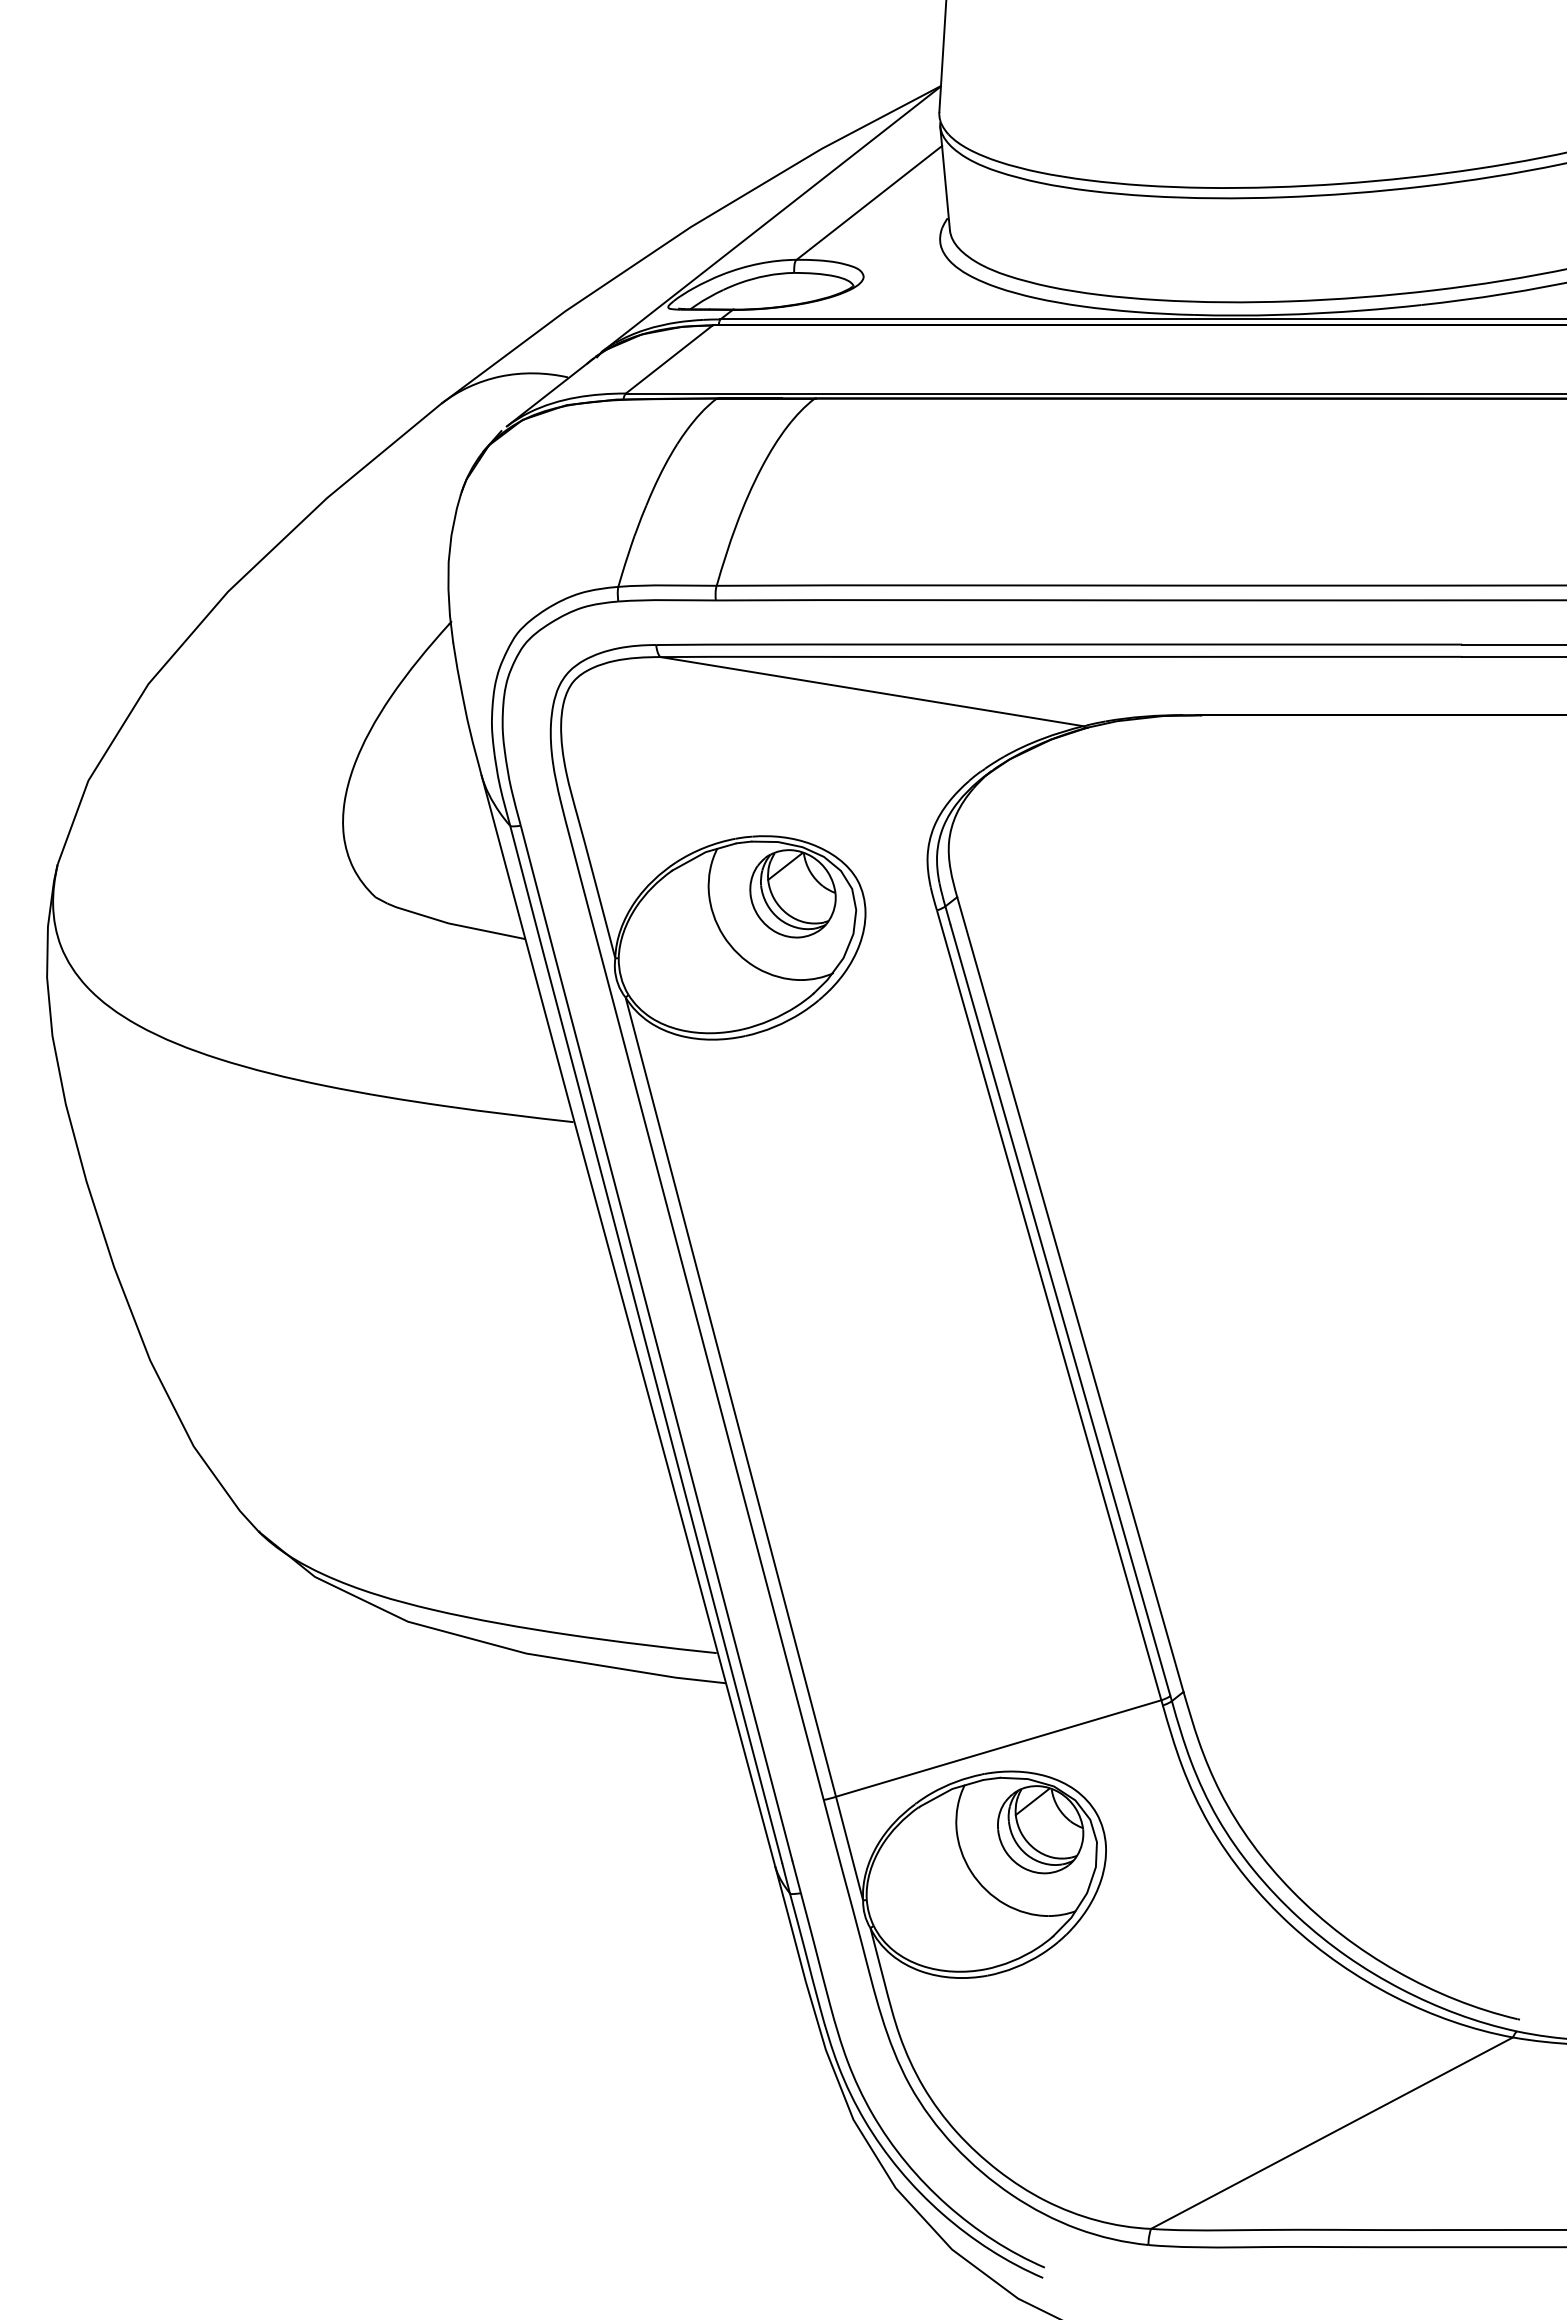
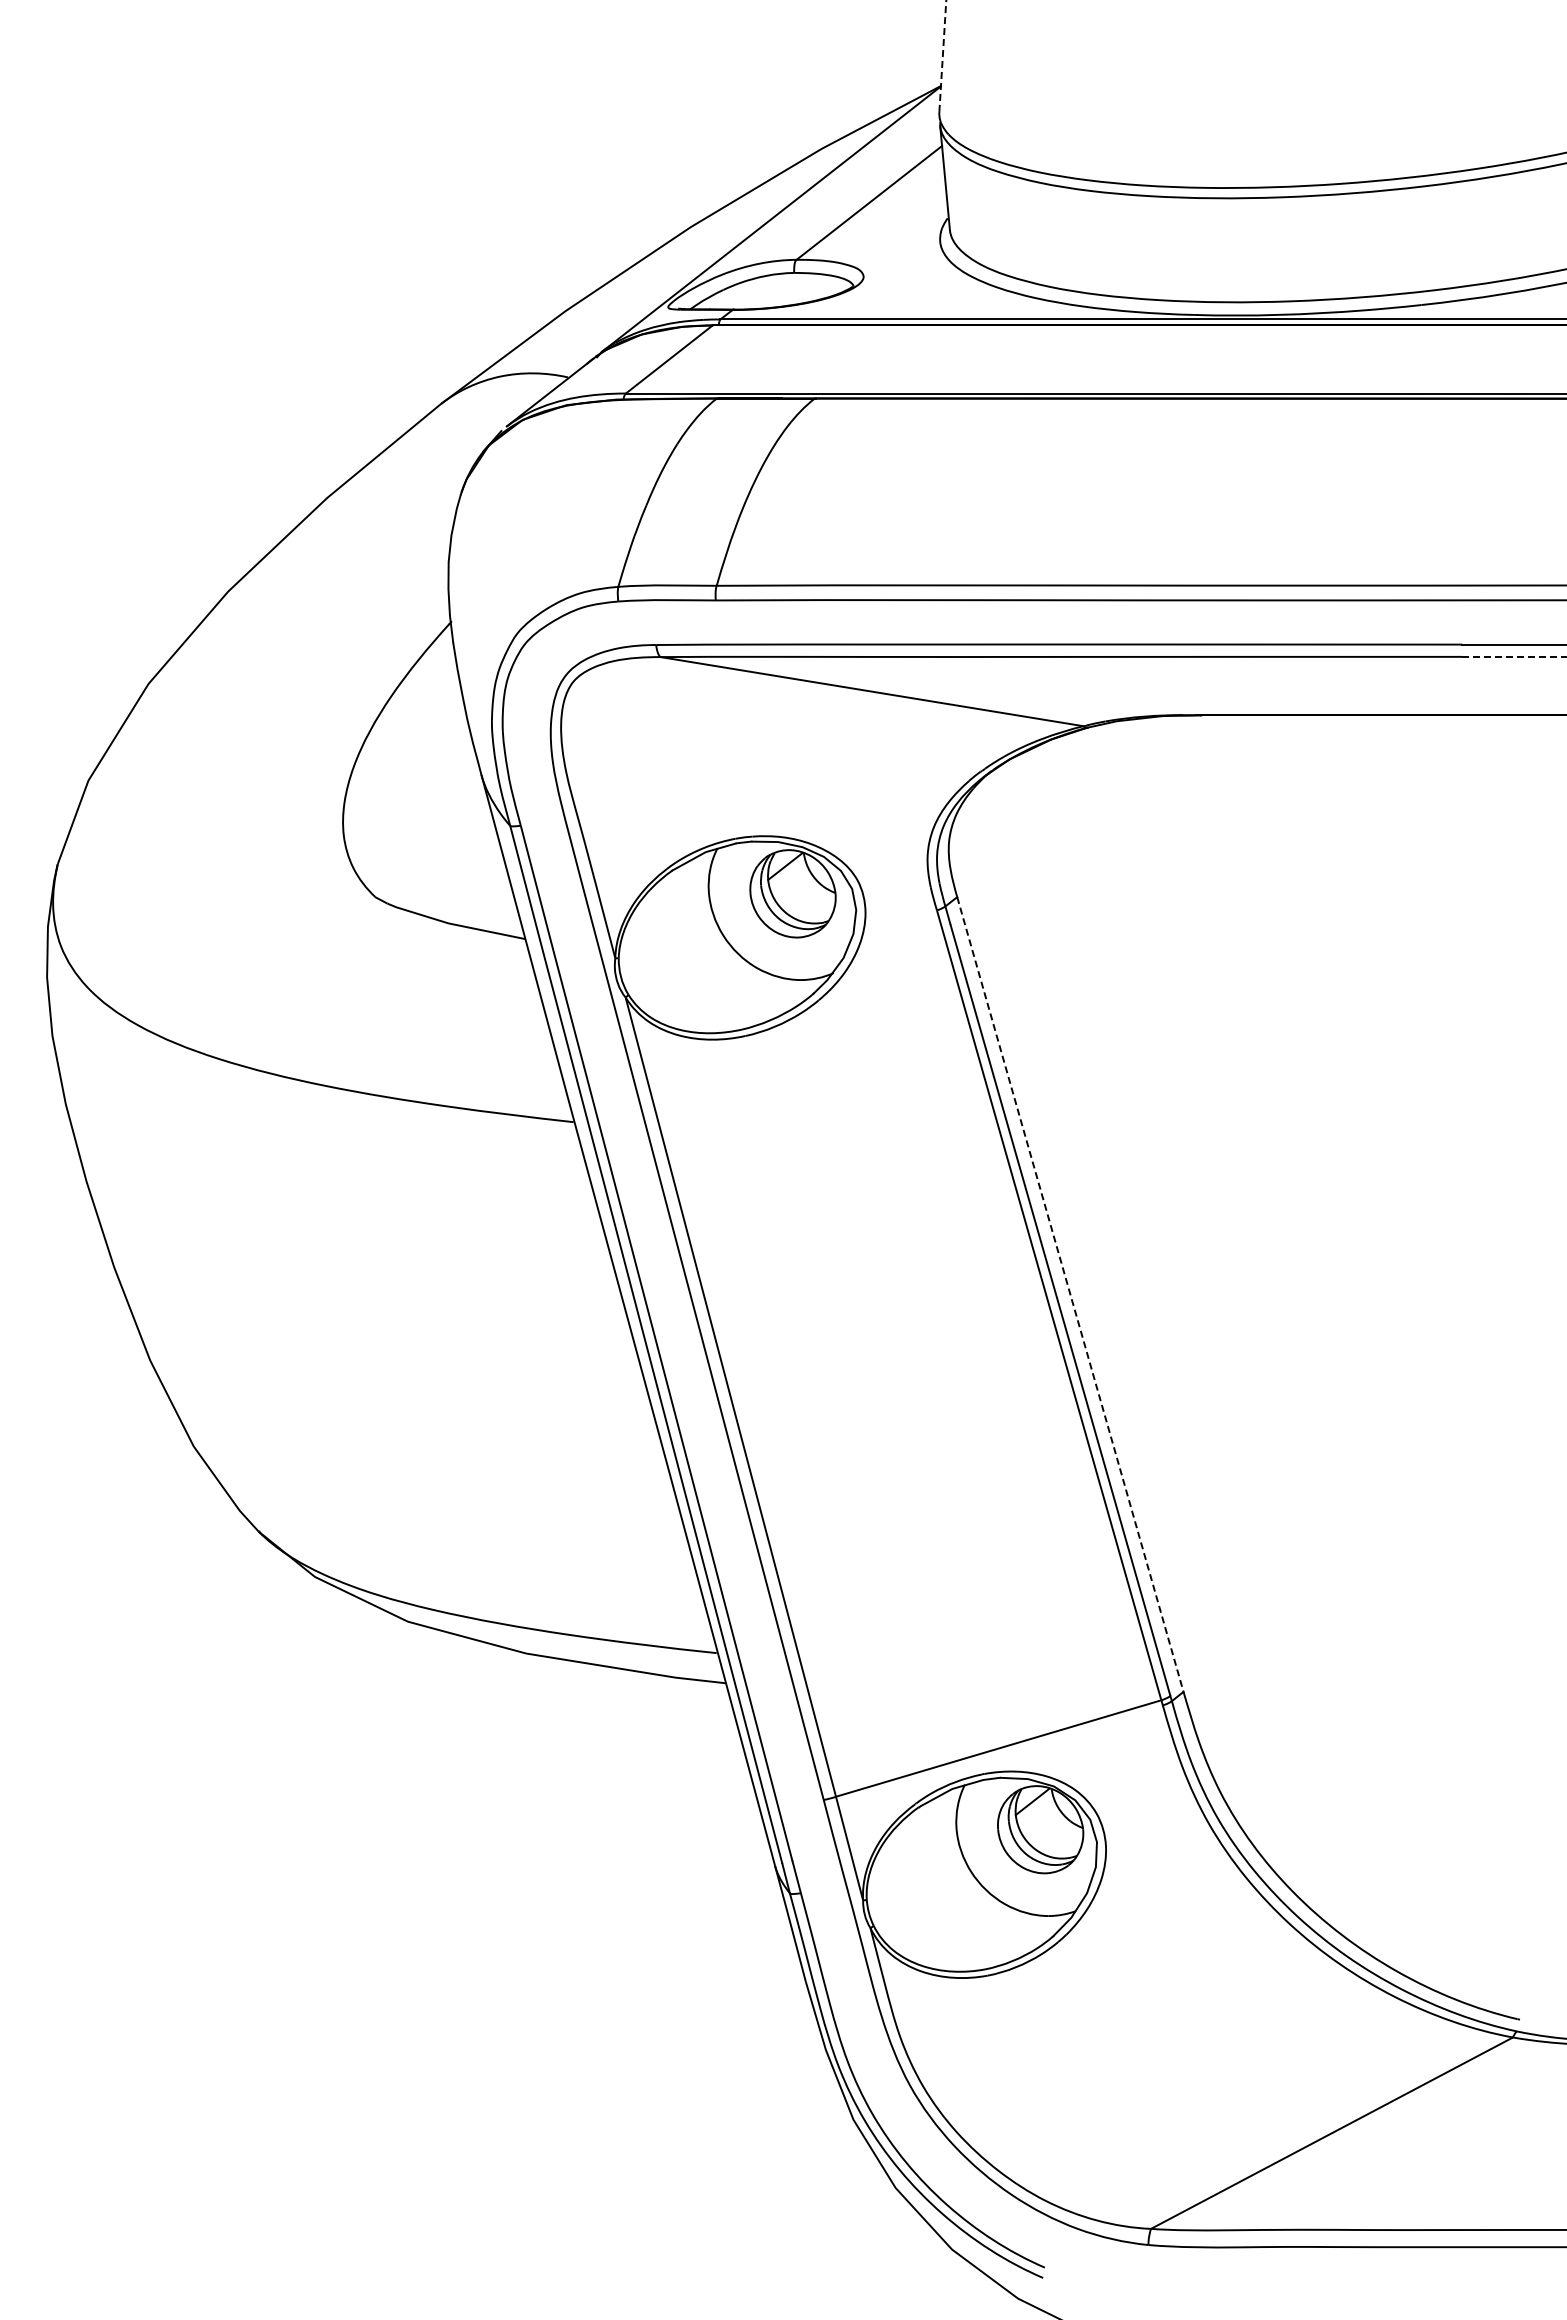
line: solid -> dashed (942, 56)
line: solid -> dashed (1515, 656)
line: solid -> dashed (1070, 1295)
